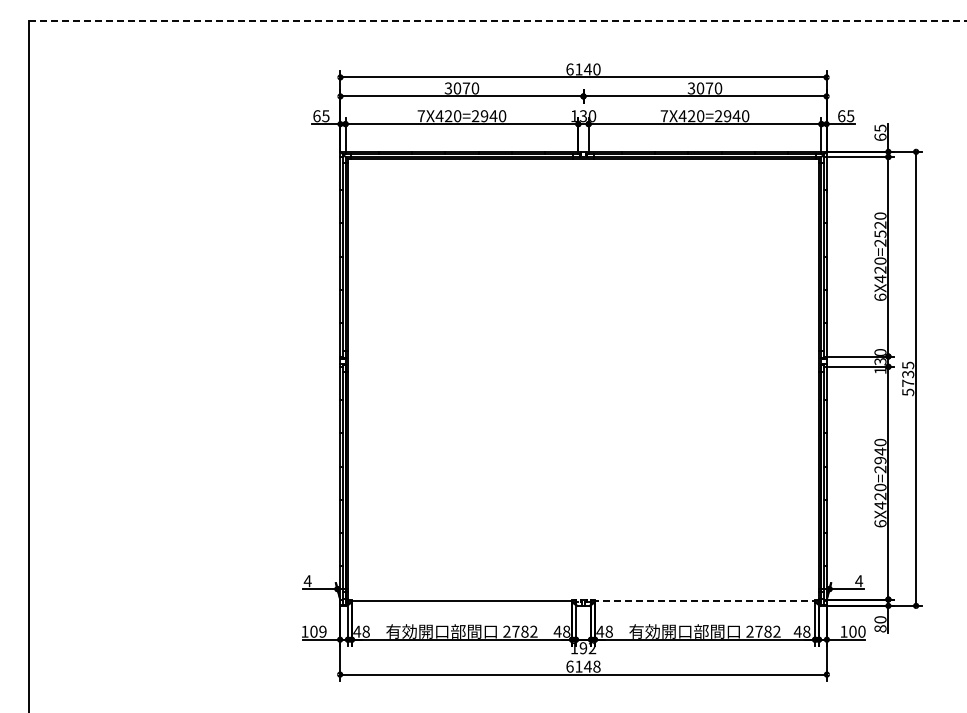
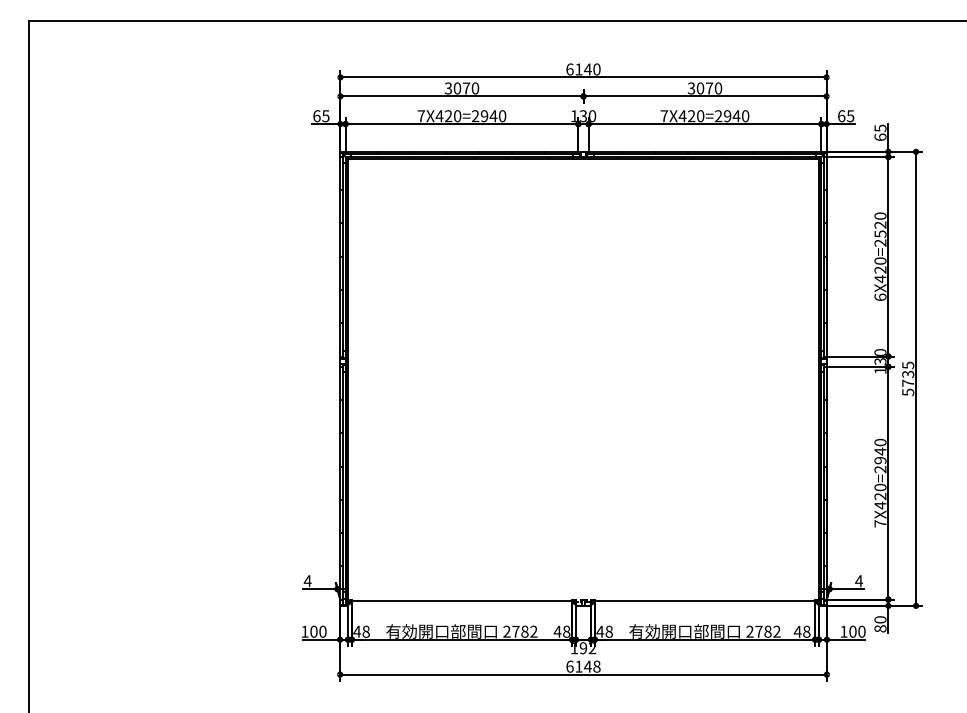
line: dashed -> solid (497, 21)
text: 6X420=2940 -> 7X420=2940 (880, 523)
line: dashed -> solid (705, 601)
text: 109 -> 100 (322, 631)
